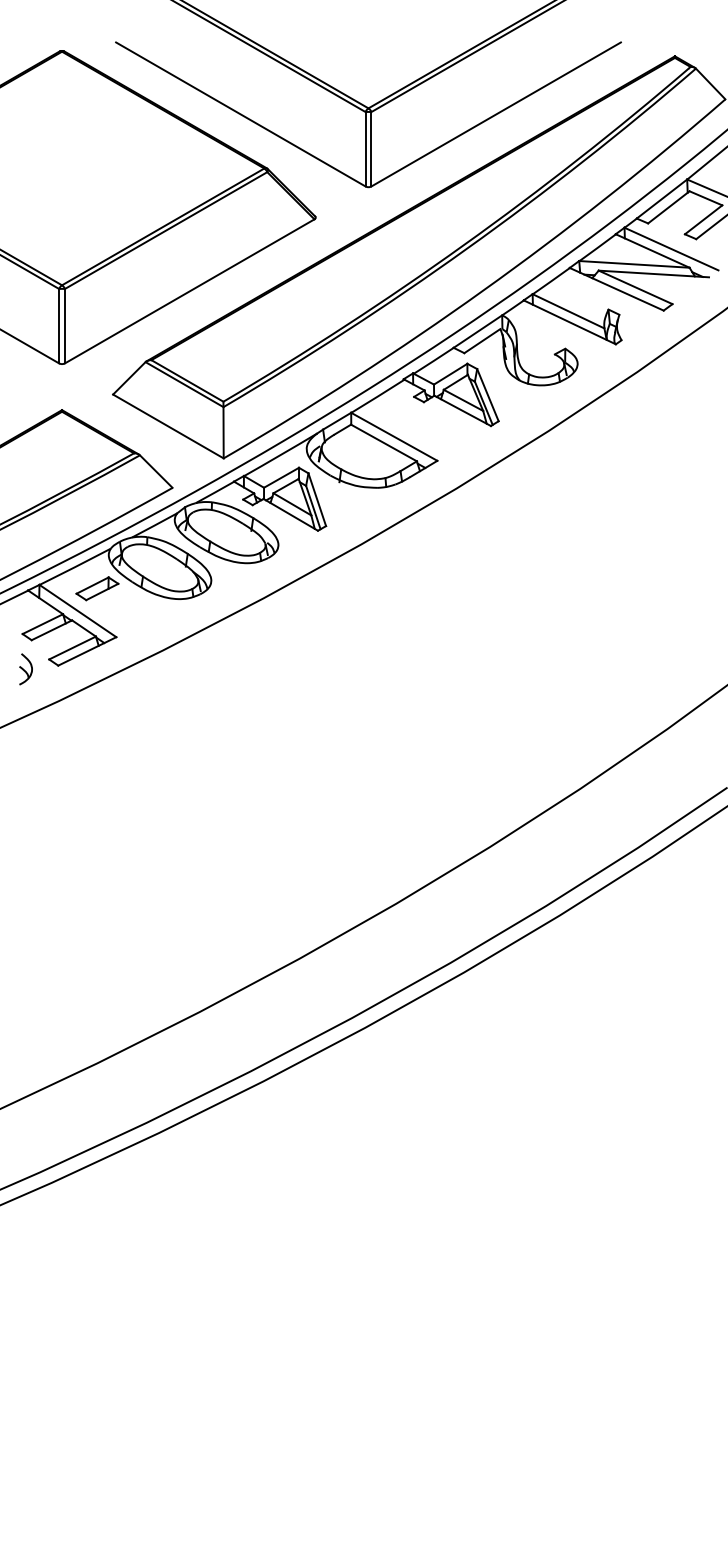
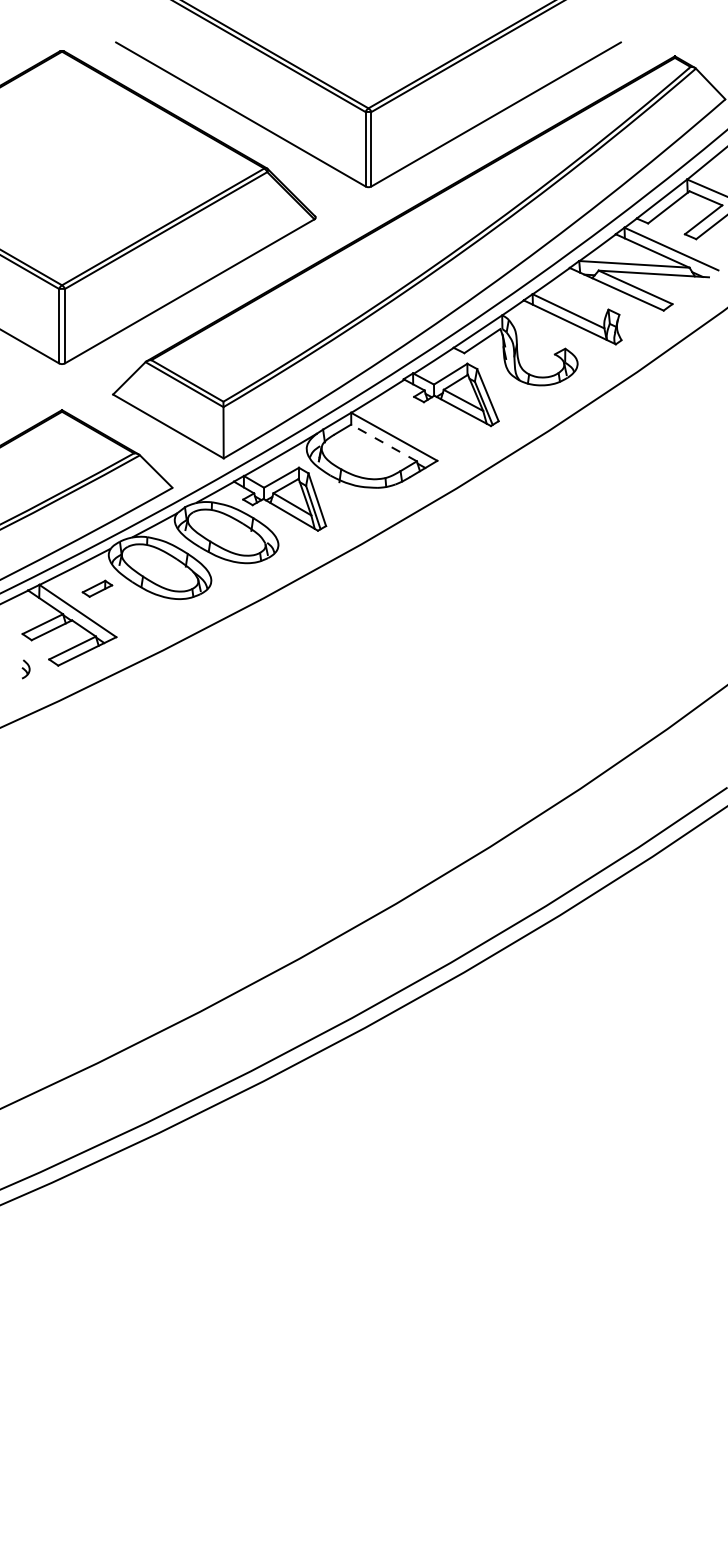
line: solid -> dashed (384, 443)
part size: 45x26 px -> 33x19 px (97, 588)
part size: 14x33 px -> 10x21 px (25, 669)
